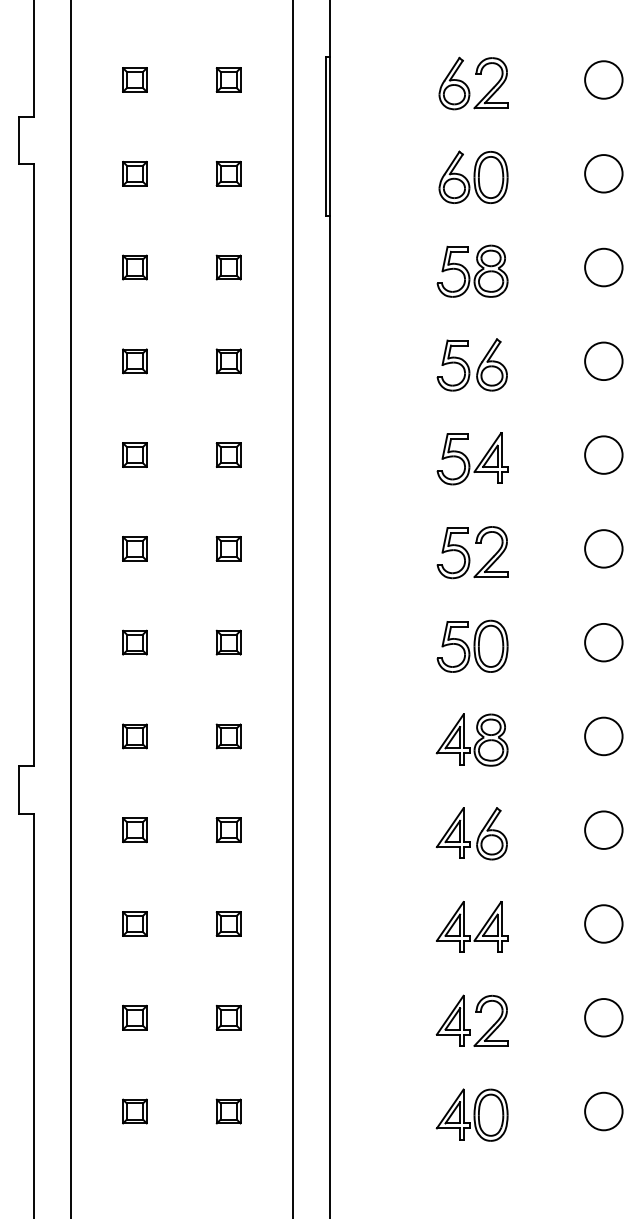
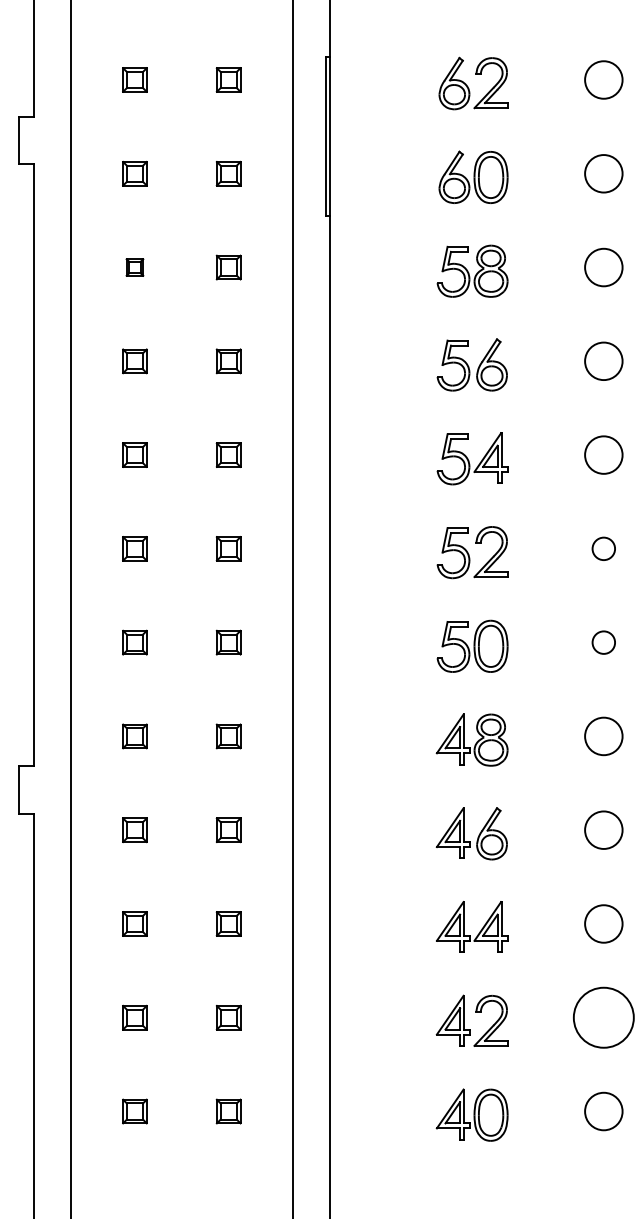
part size: 26x27 px -> 20x19 px (134, 267)
circle diameter: 38 px -> 23 px (603, 548)
circle diameter: 38 px -> 23 px (603, 642)
circle diameter: 38 px -> 60 px (603, 1017)
